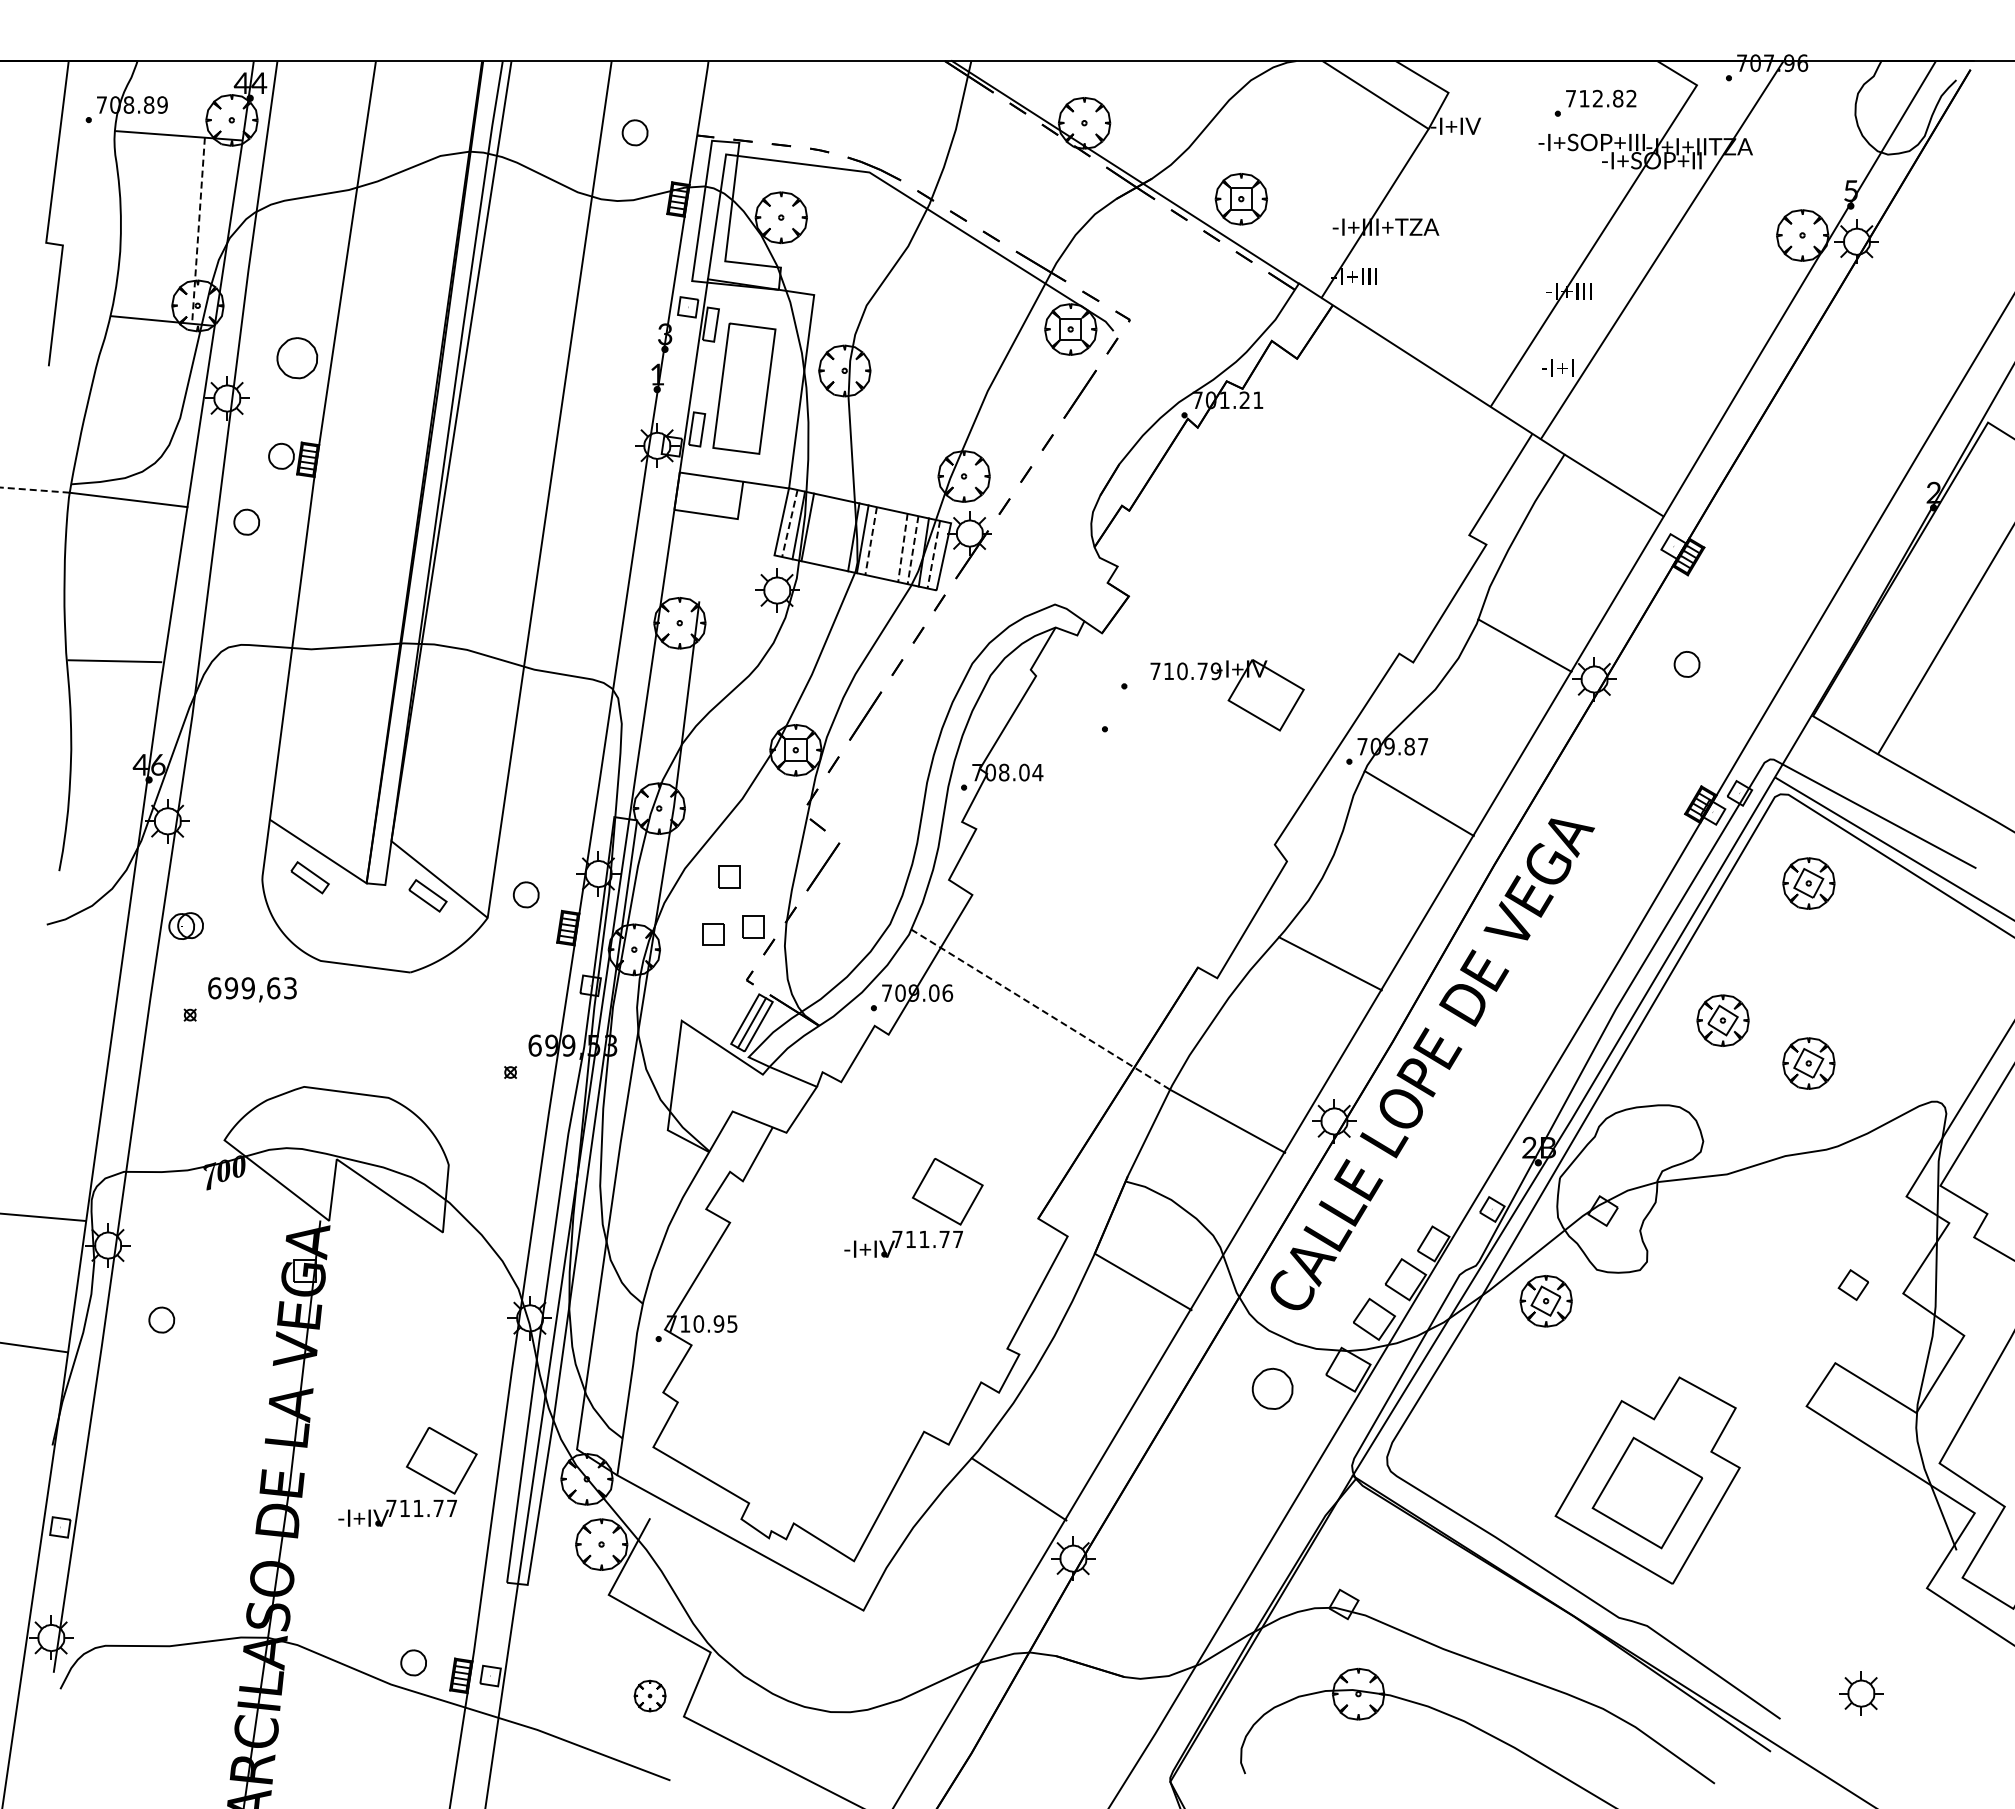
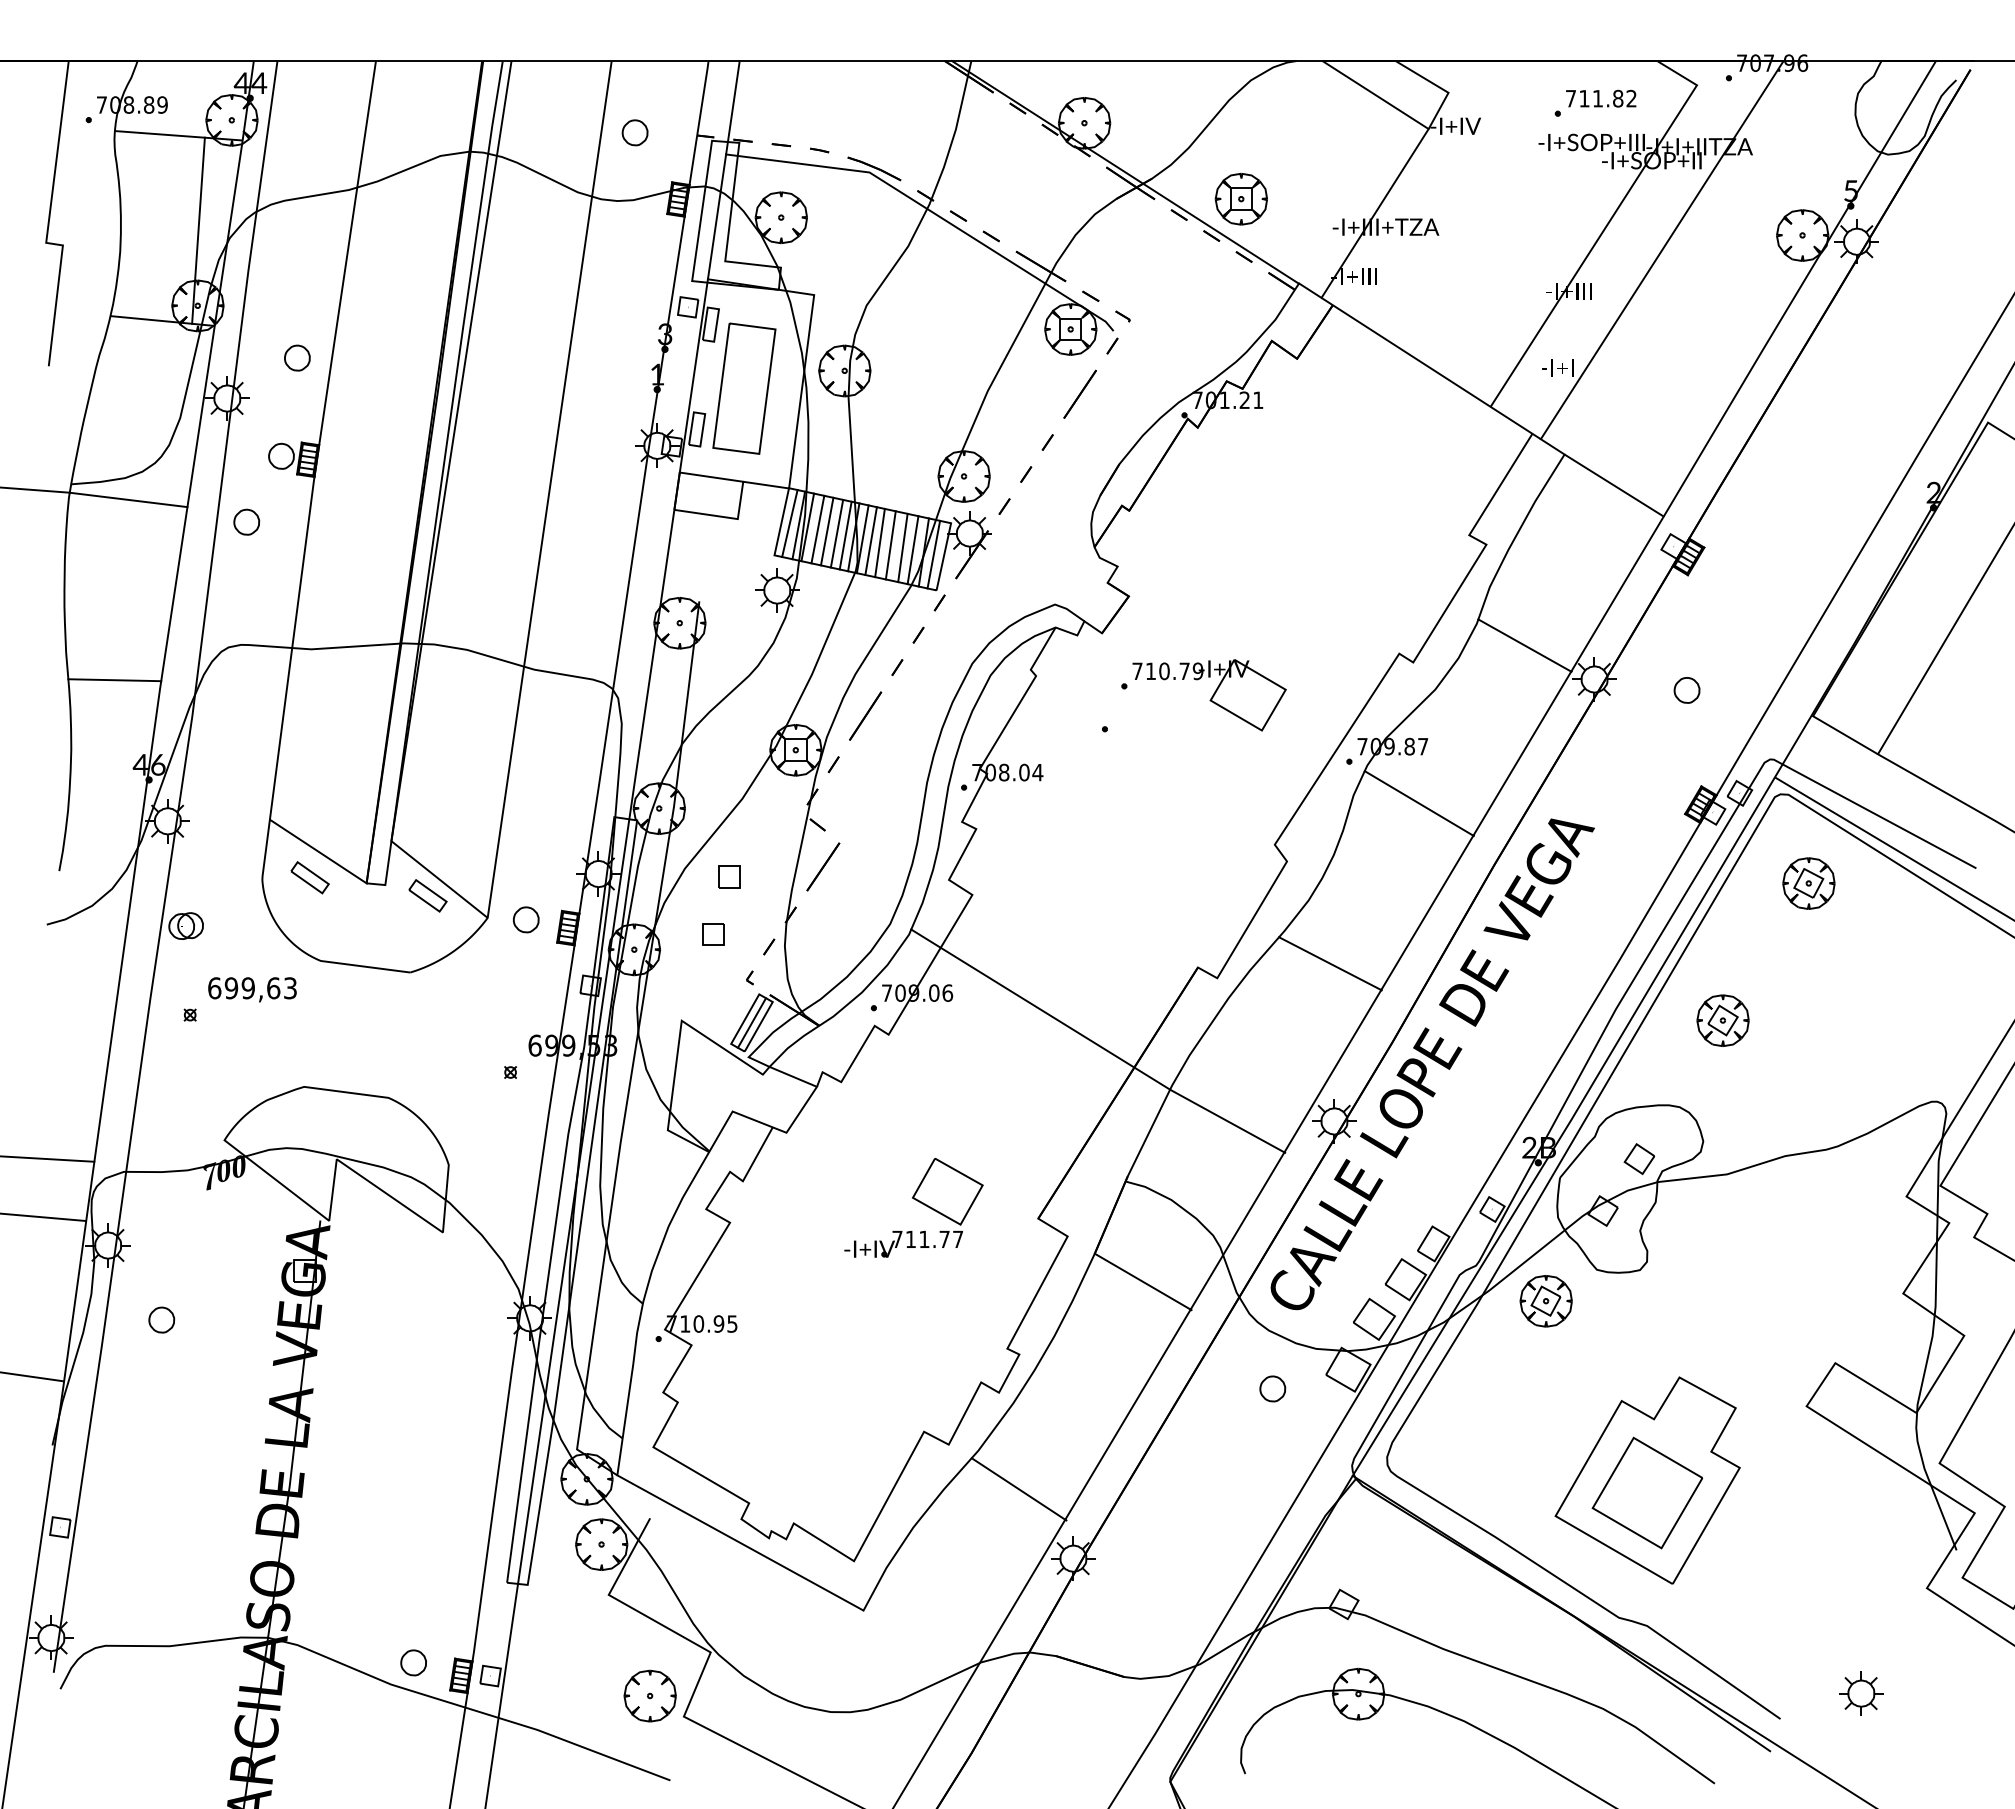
text: 712.82 -> 711.82 (1597, 98)
line: none -> present (732, 107)
line: dashed -> solid (198, 231)
part size: 43x43 px -> 27x28 px (297, 357)
line: dashed -> solid (34, 490)
line: dashed -> solid (789, 524)
line: none -> present (817, 529)
line: none -> present (826, 531)
line: none -> present (836, 533)
line: none -> present (845, 535)
line: dashed -> solid (871, 541)
line: none -> present (879, 542)
line: none -> present (890, 545)
line: dashed -> solid (902, 548)
line: dashed -> solid (912, 550)
line: dashed -> solid (933, 555)
line position: (114, 661) -> (114, 680) (114, 680)
part position: (1686, 664) -> (1686, 690) (1686, 690)
part position: (1227, 695) -> (1209, 695) (1209, 695)
part position: (525, 894) -> (525, 919) (525, 919)
part: present -> none (753, 926)
line: dashed -> solid (1041, 1009)
part: present -> none (1808, 1063)
line: none -> present (48, 1158)
part position: (1852, 1284) -> (1638, 1158) (1638, 1158)
line position: (35, 1347) -> (33, 1376) (33, 1376)
part size: 43x43 px -> 28x28 px (1272, 1388)
part: present -> none (411, 1470)
part size: 34x34 px -> 54x54 px (649, 1695)
